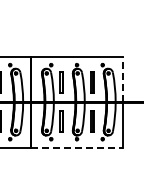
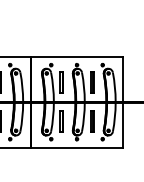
line: dashed -> solid (123, 78)
line: dashed -> solid (77, 147)
